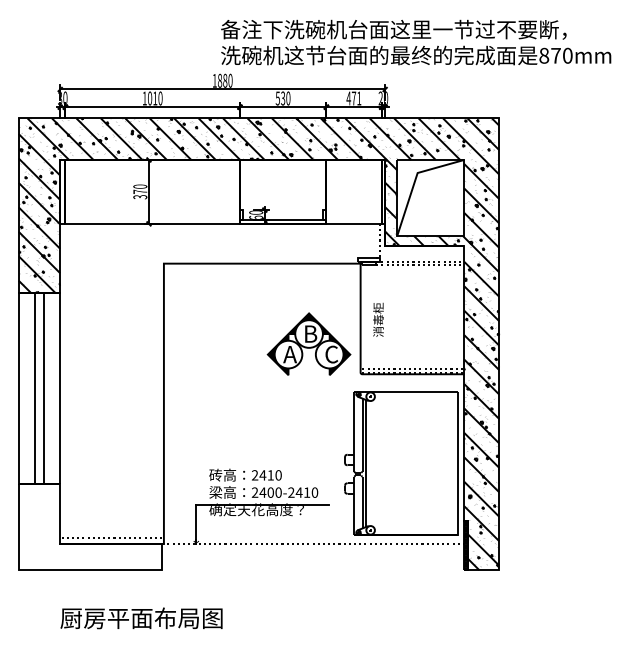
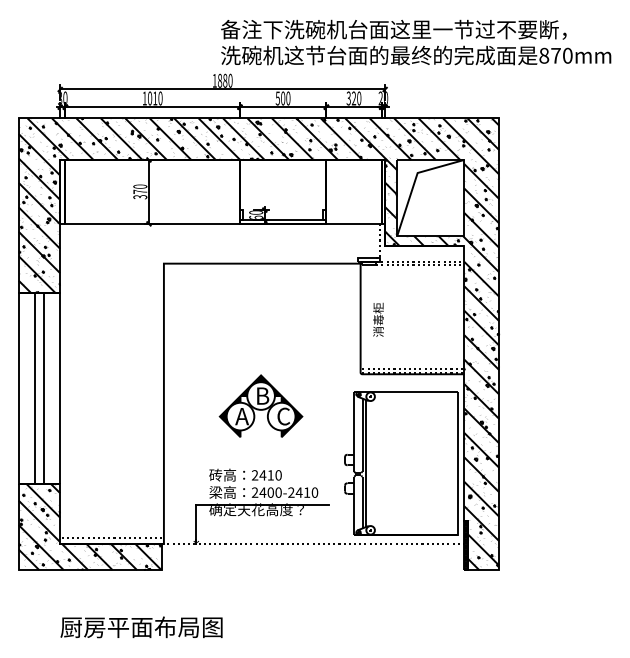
text: 530 -> 500 (283, 98)
text: 471 -> 320 (353, 98)
part position: (308, 343) -> (260, 405) (260, 405)
hatch: none -> present (90, 527)
text position: (141, 618) -> (141, 627) (141, 627)
